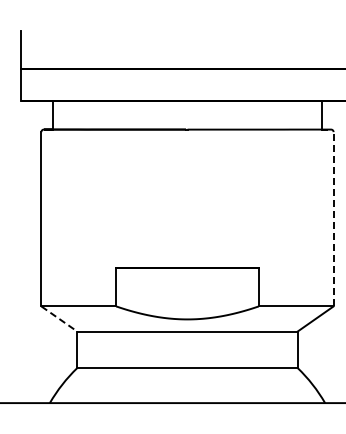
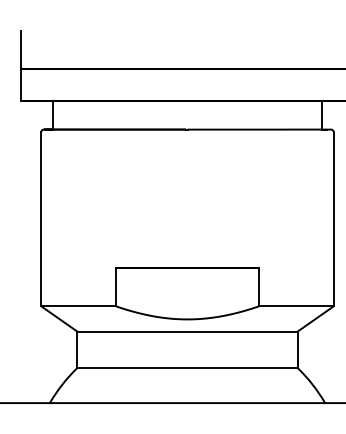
line: dashed -> solid (333, 218)
line: dashed -> solid (59, 318)
